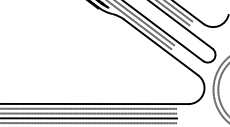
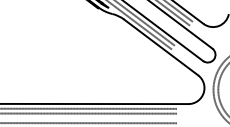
line: present -> none (89, 118)
